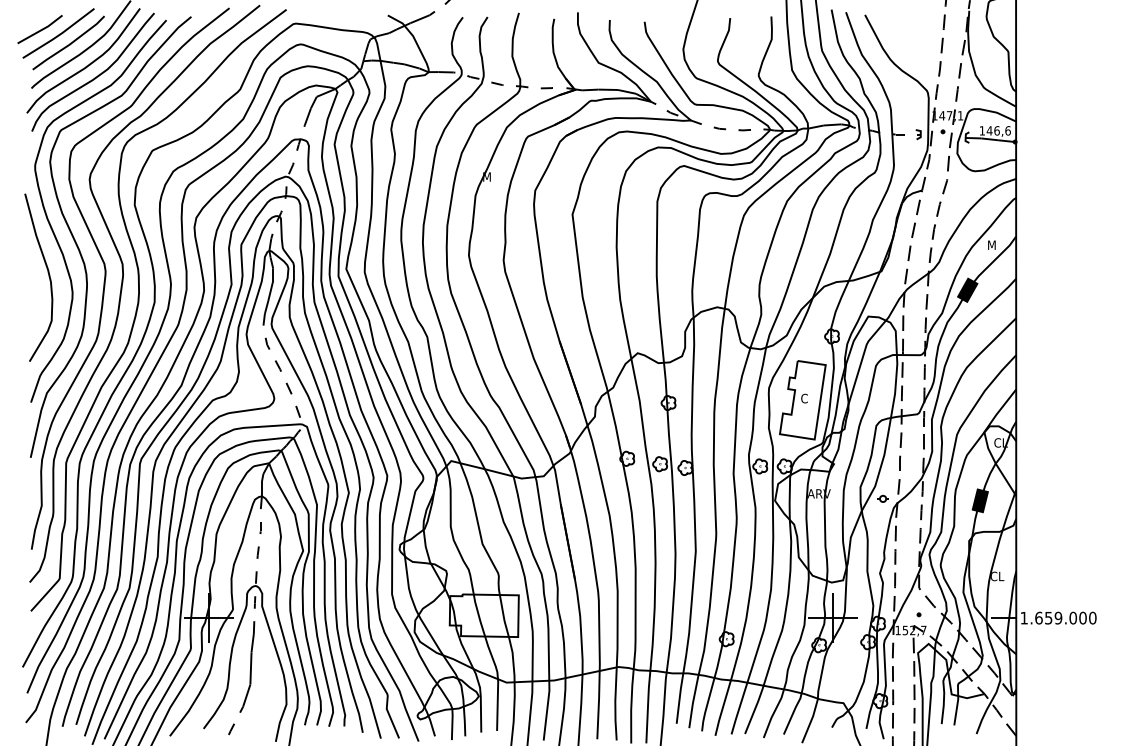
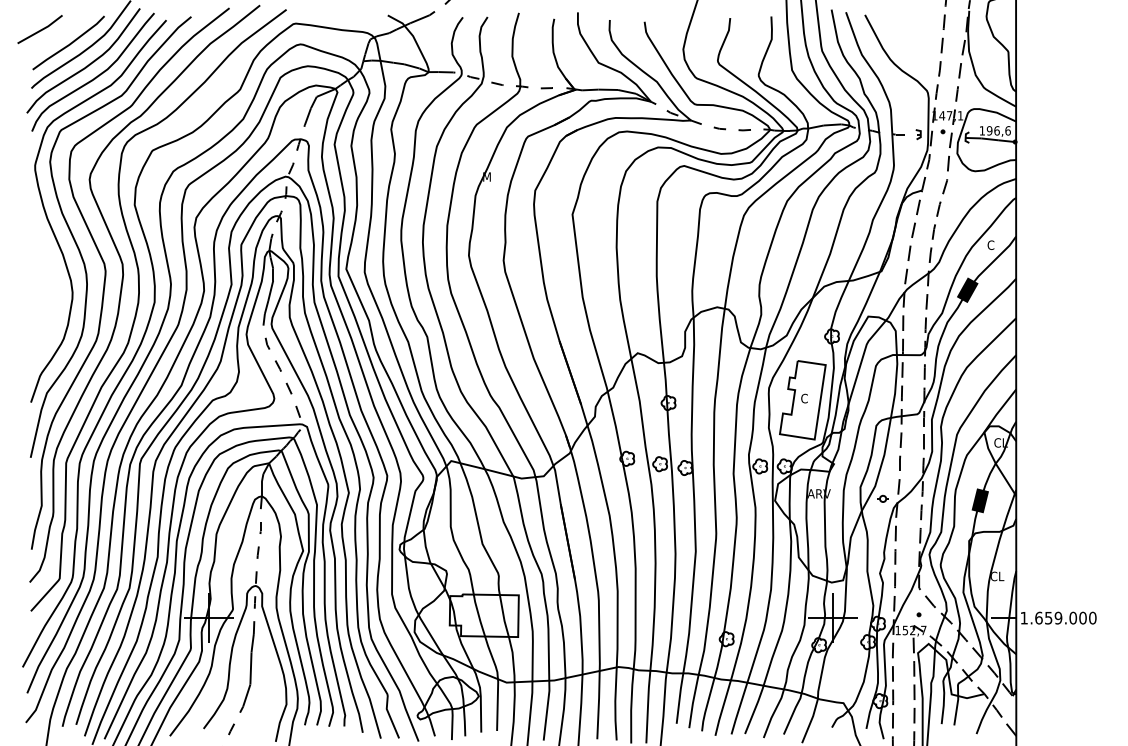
line: present -> none (59, 33)
text: 146,6 -> 196,6 (989, 130)
text: M -> C (991, 244)
curve: present -> none (48, 276)
